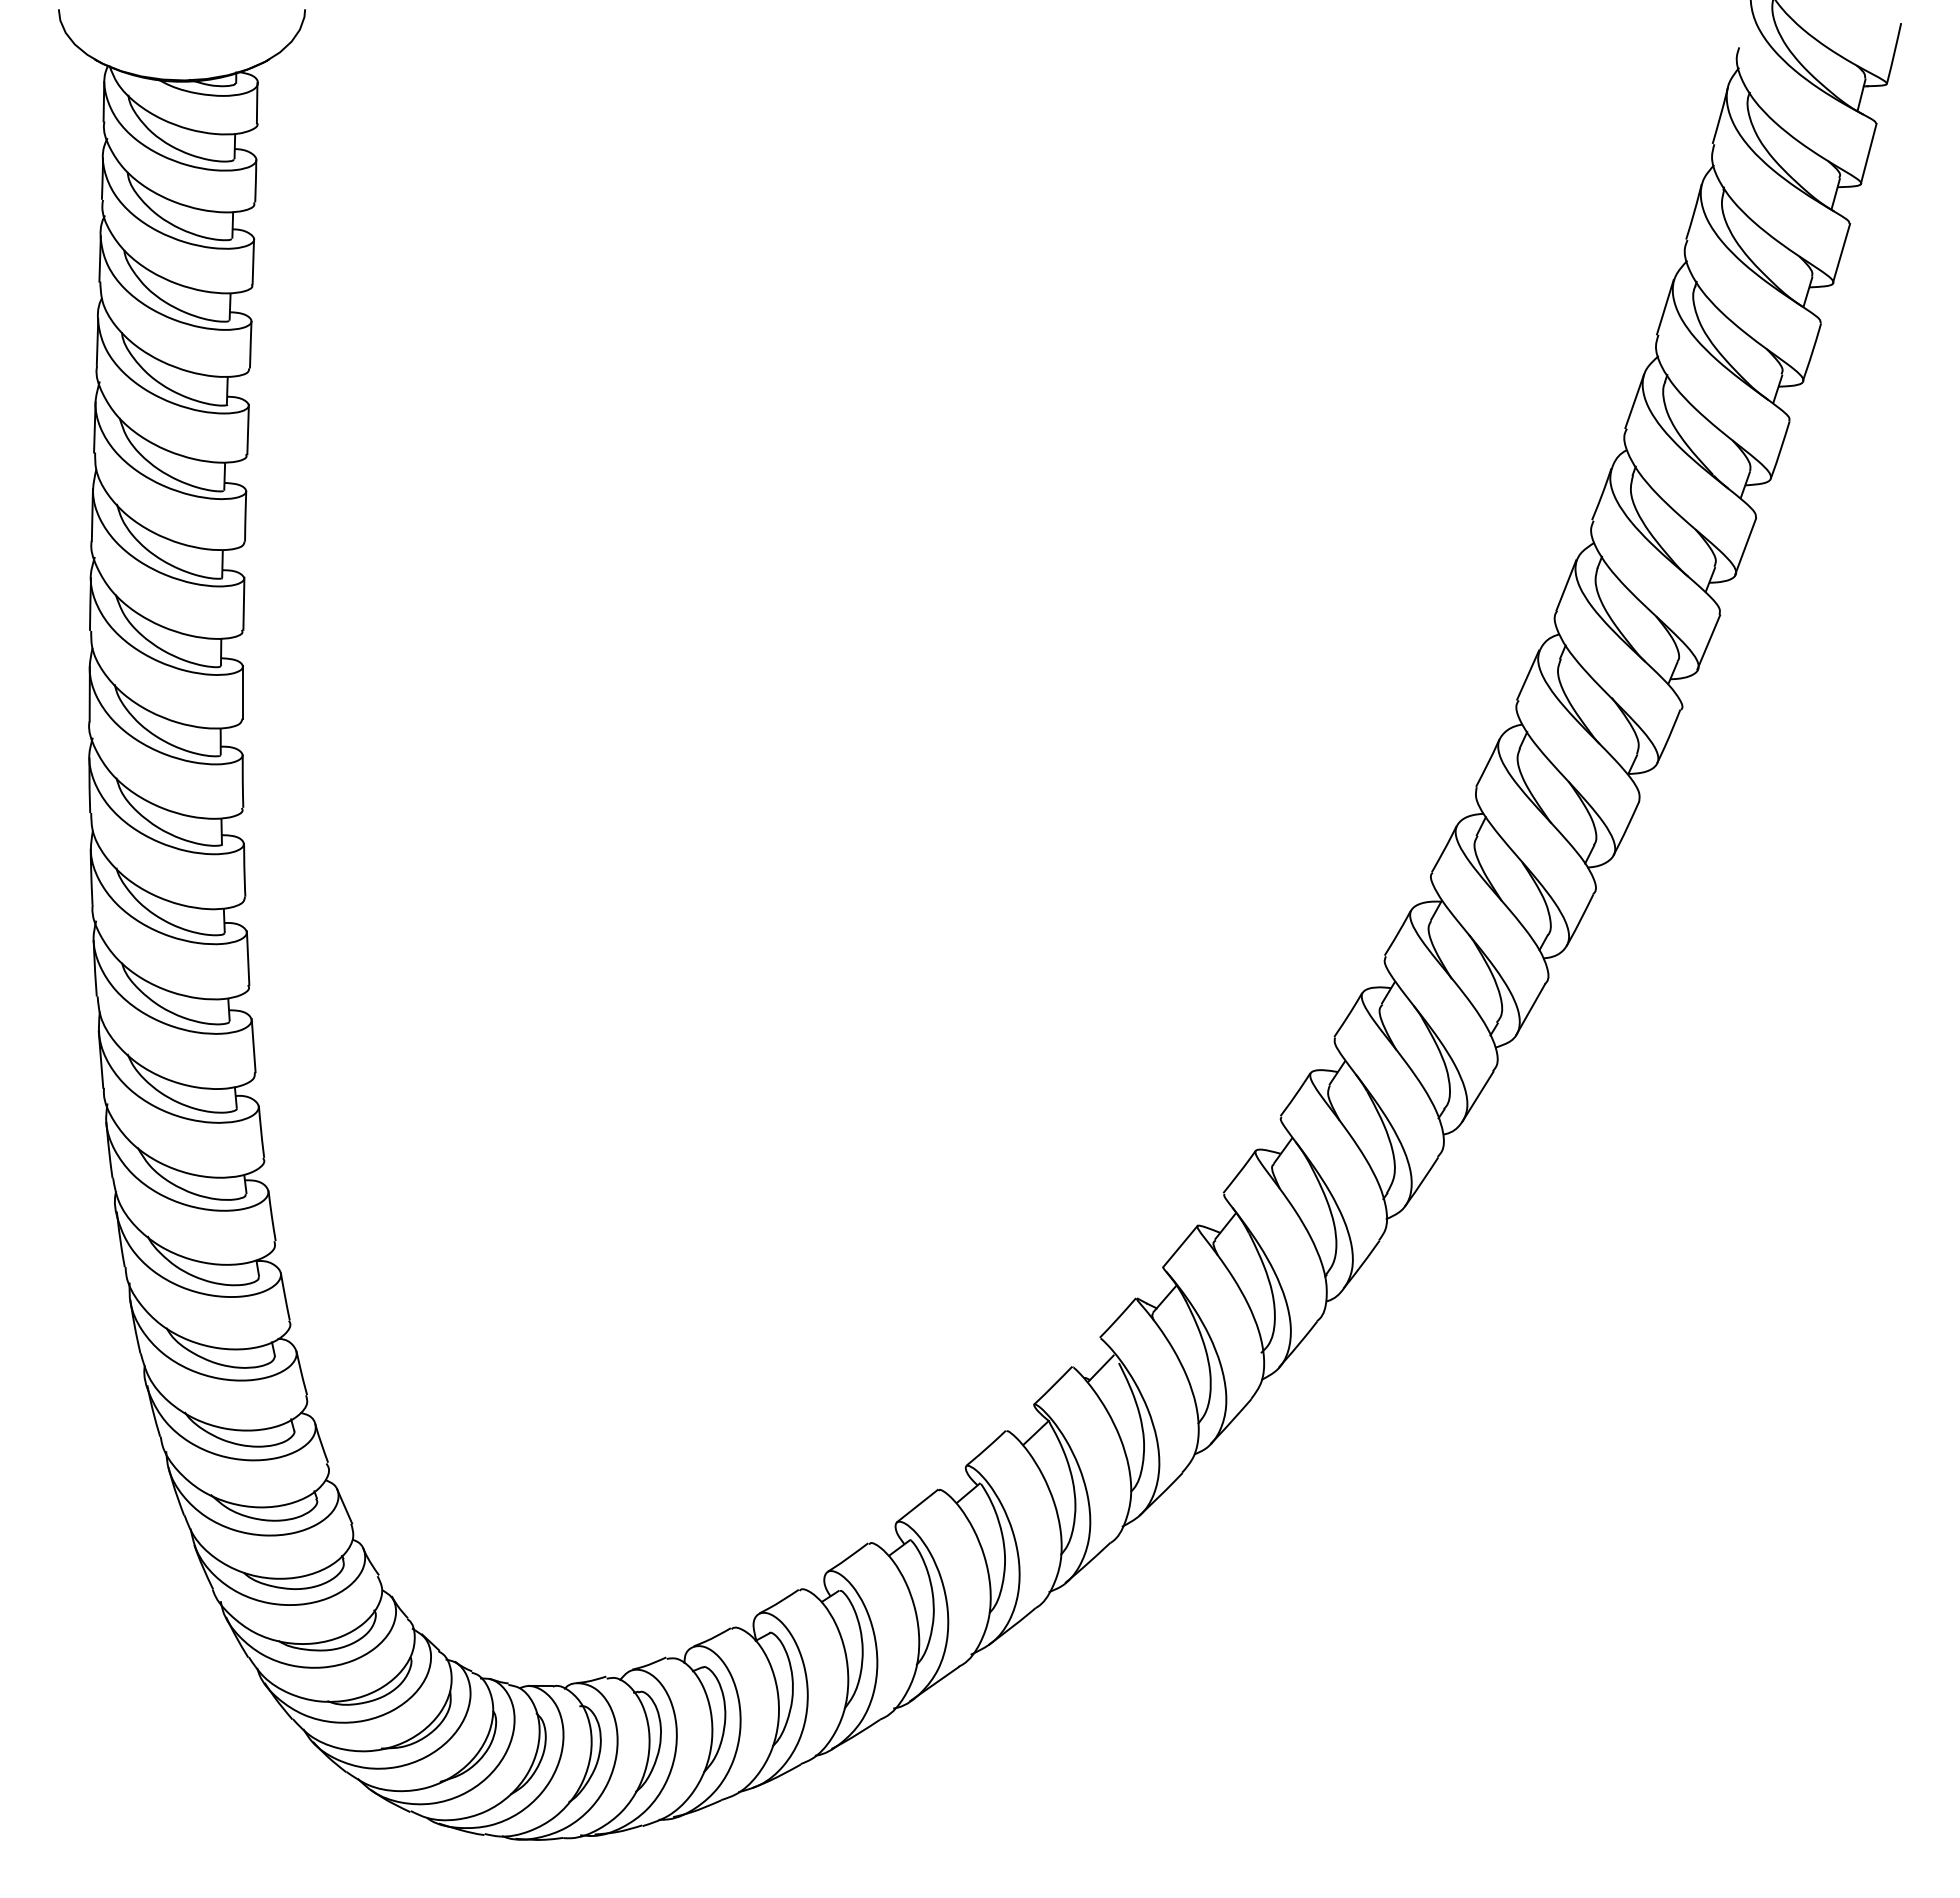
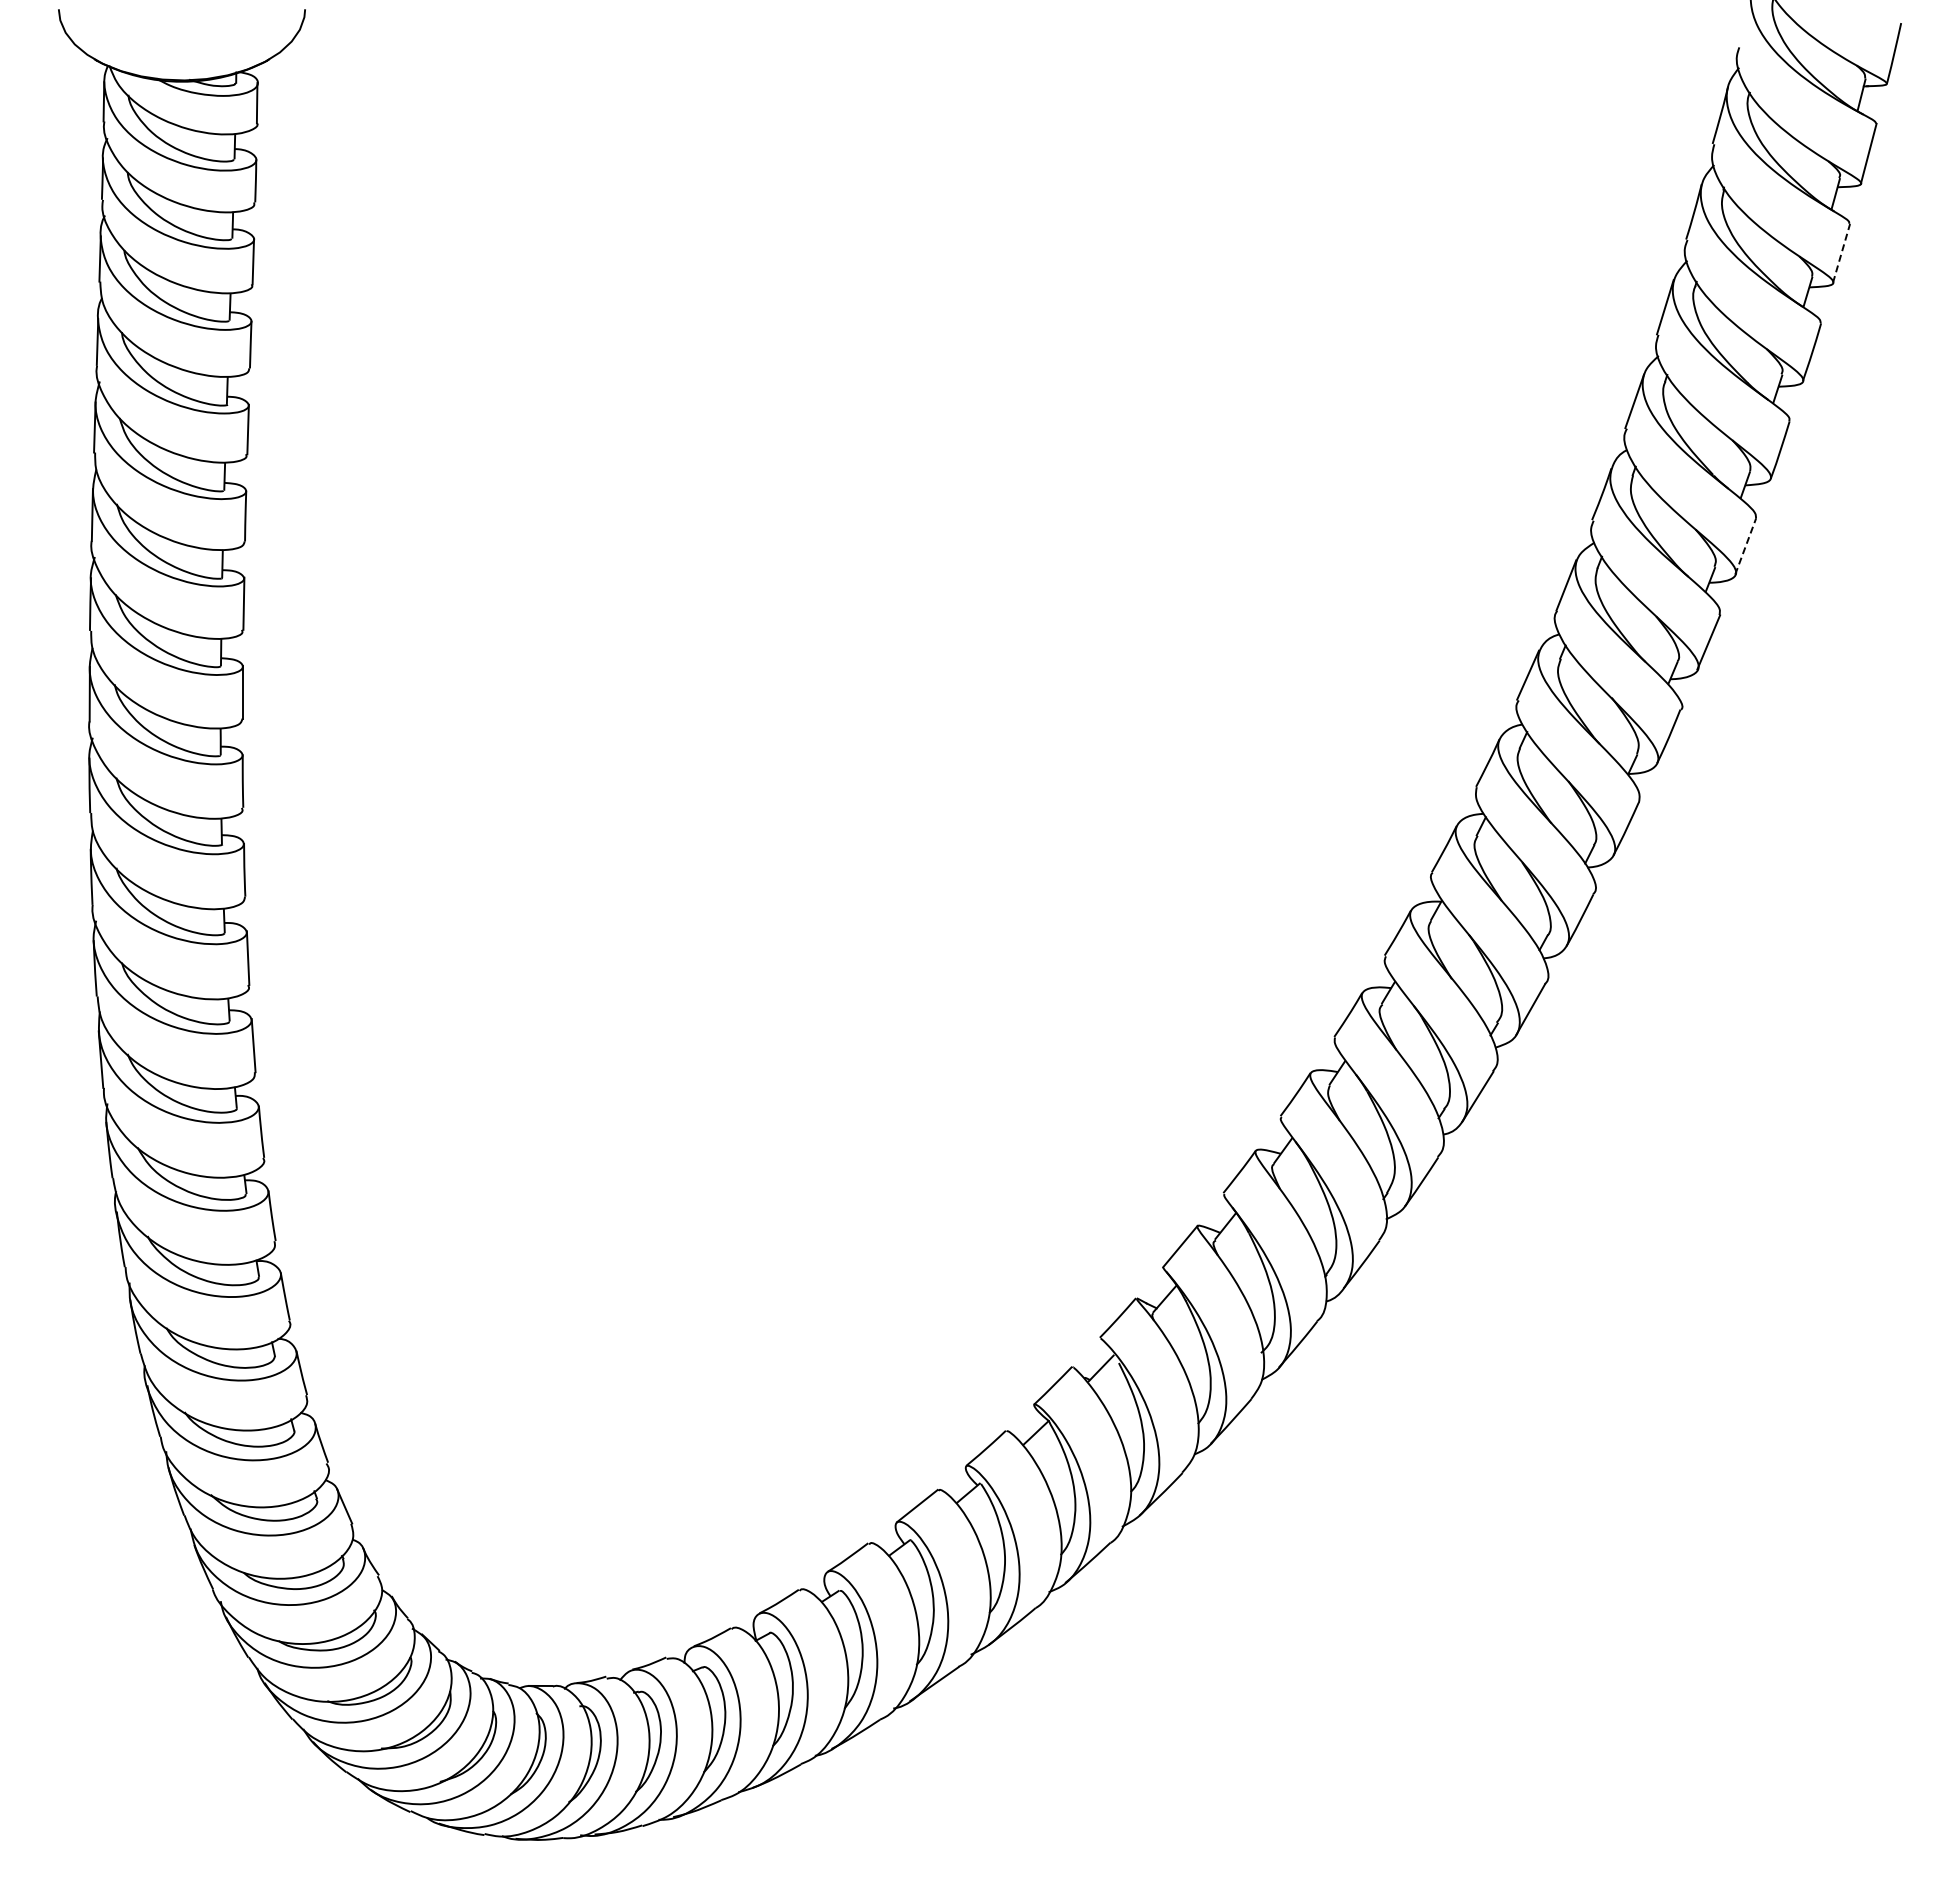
line: solid -> dashed (1841, 253)
line: solid -> dashed (1745, 546)
